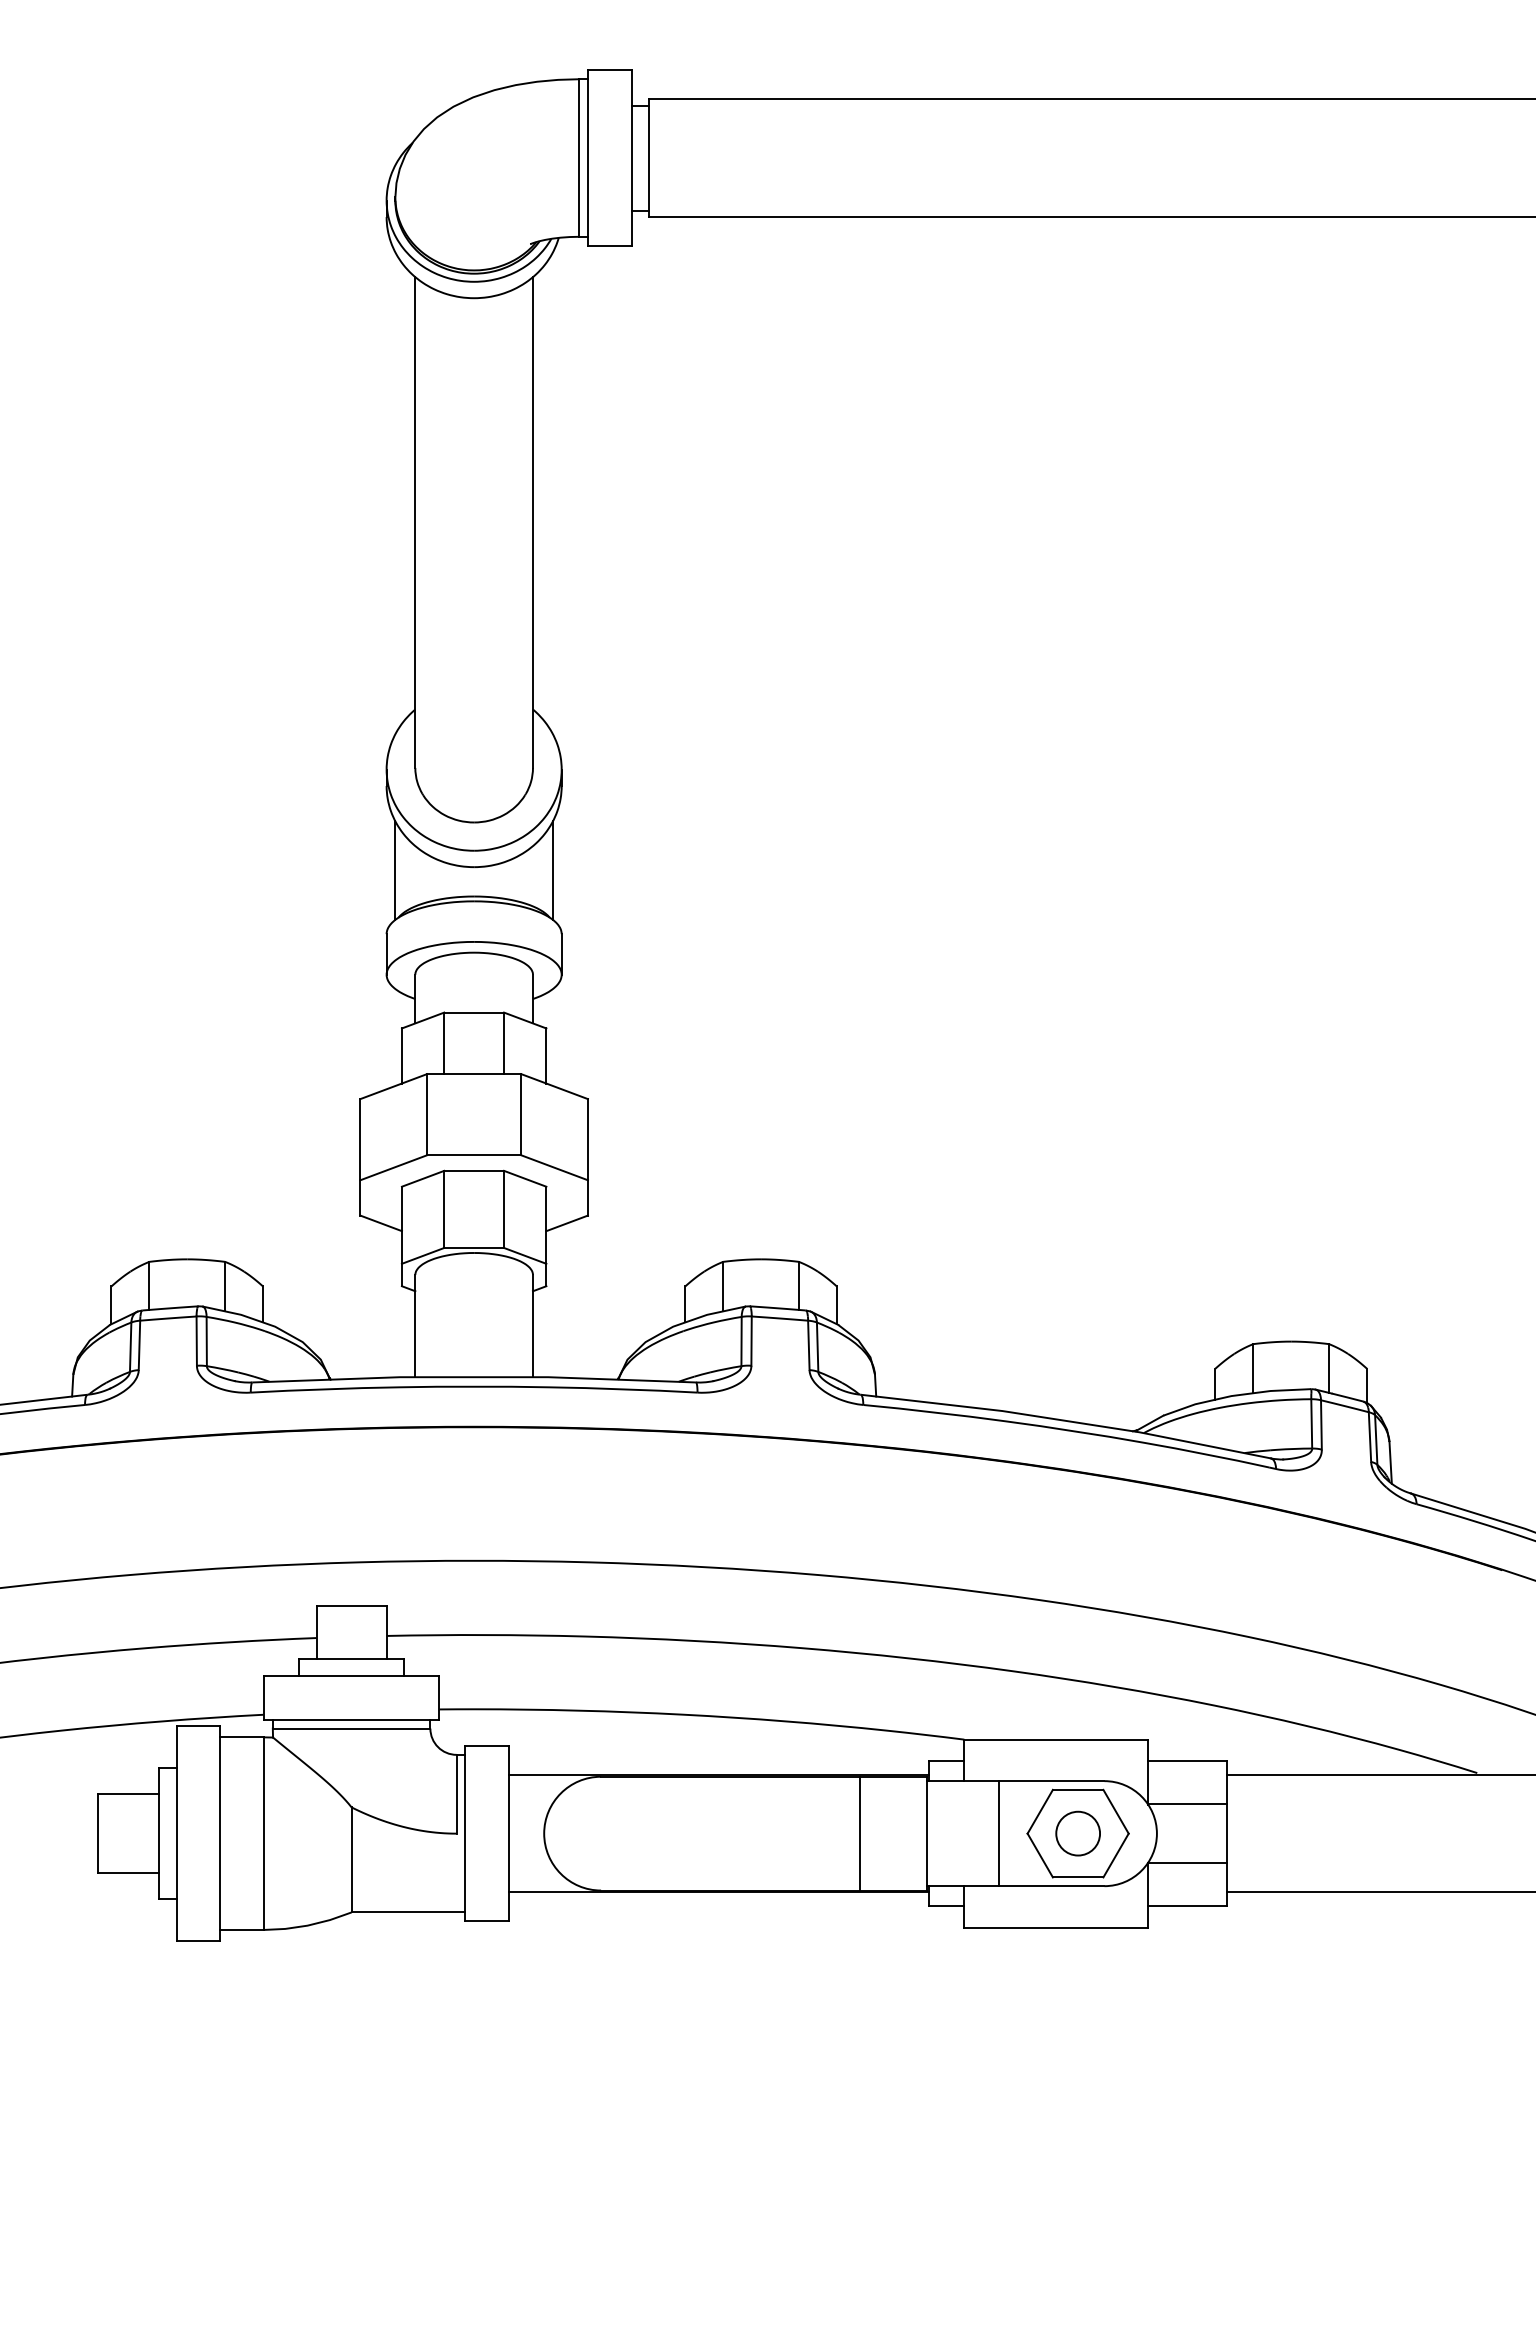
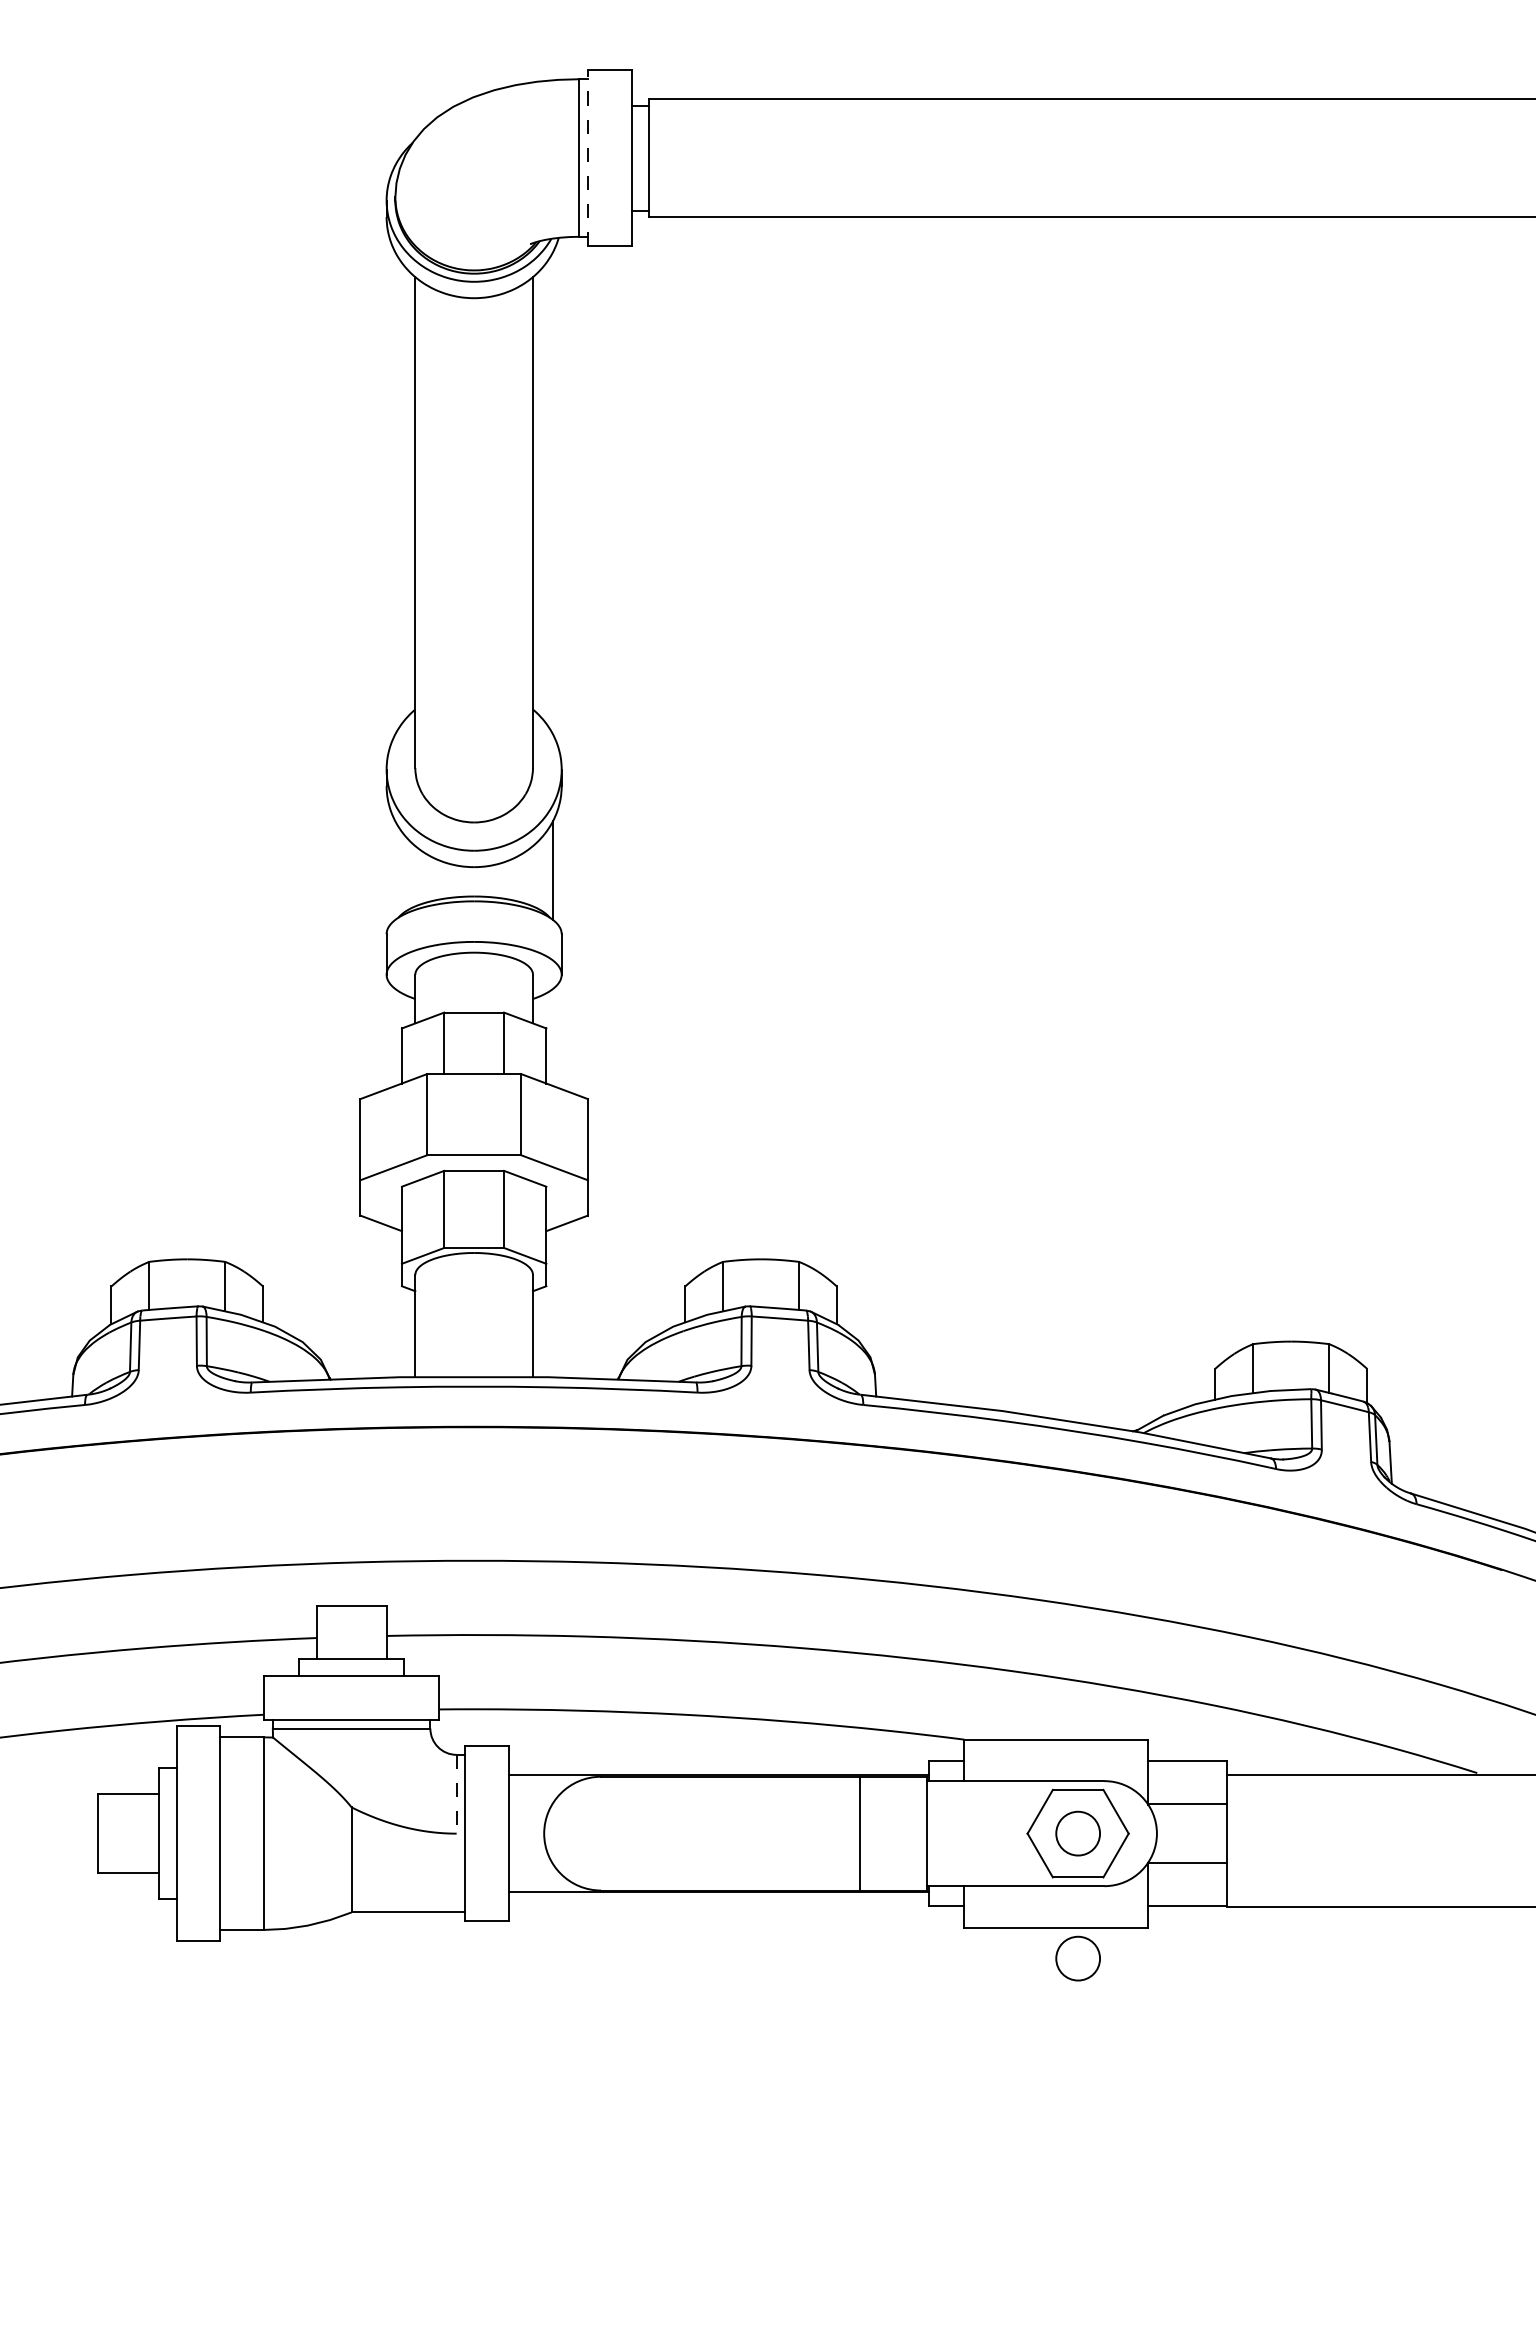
line: solid -> dashed (587, 158)
line: present -> none (395, 870)
line: solid -> dashed (456, 1794)
line: present -> none (999, 1833)
line position: (1379, 1892) -> (1379, 1907) (1379, 1907)
circle: none -> present (1077, 1958)
